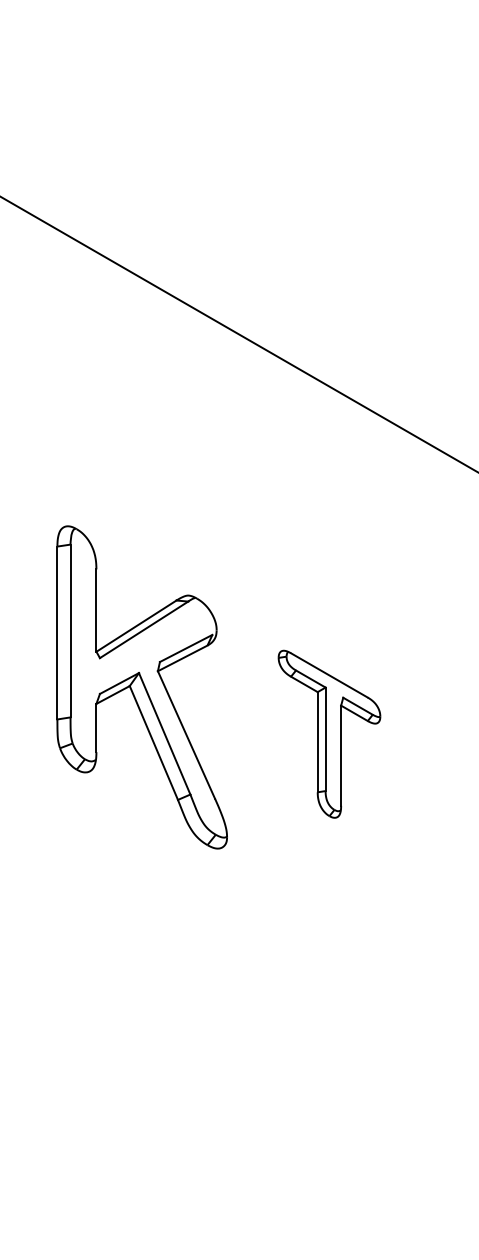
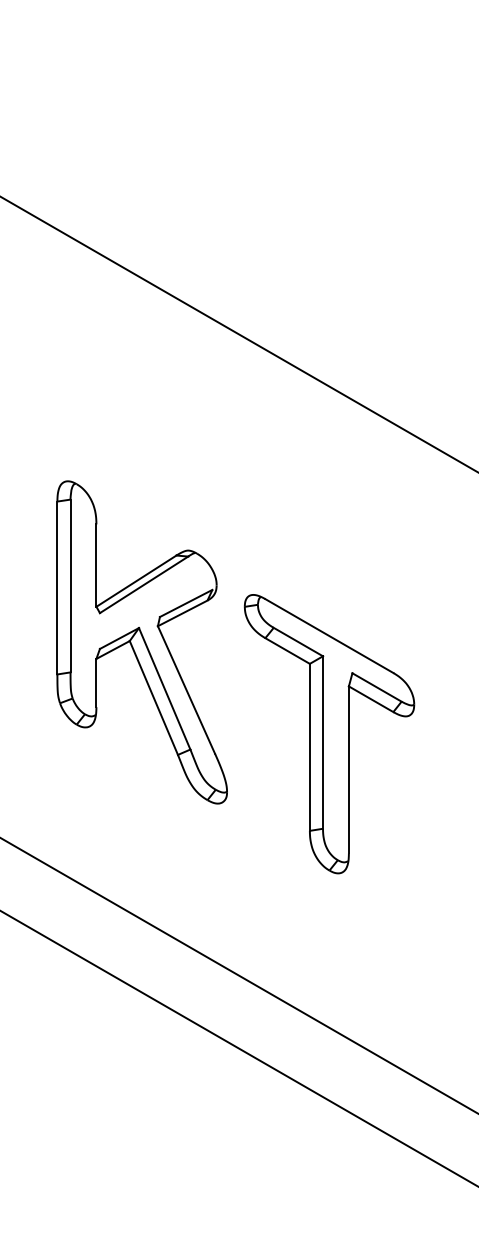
part position: (141, 687) -> (141, 642) (141, 642)
part size: 105x170 px -> 173x281 px (329, 734)
line: none -> present (238, 975)
line: none -> present (238, 1048)
